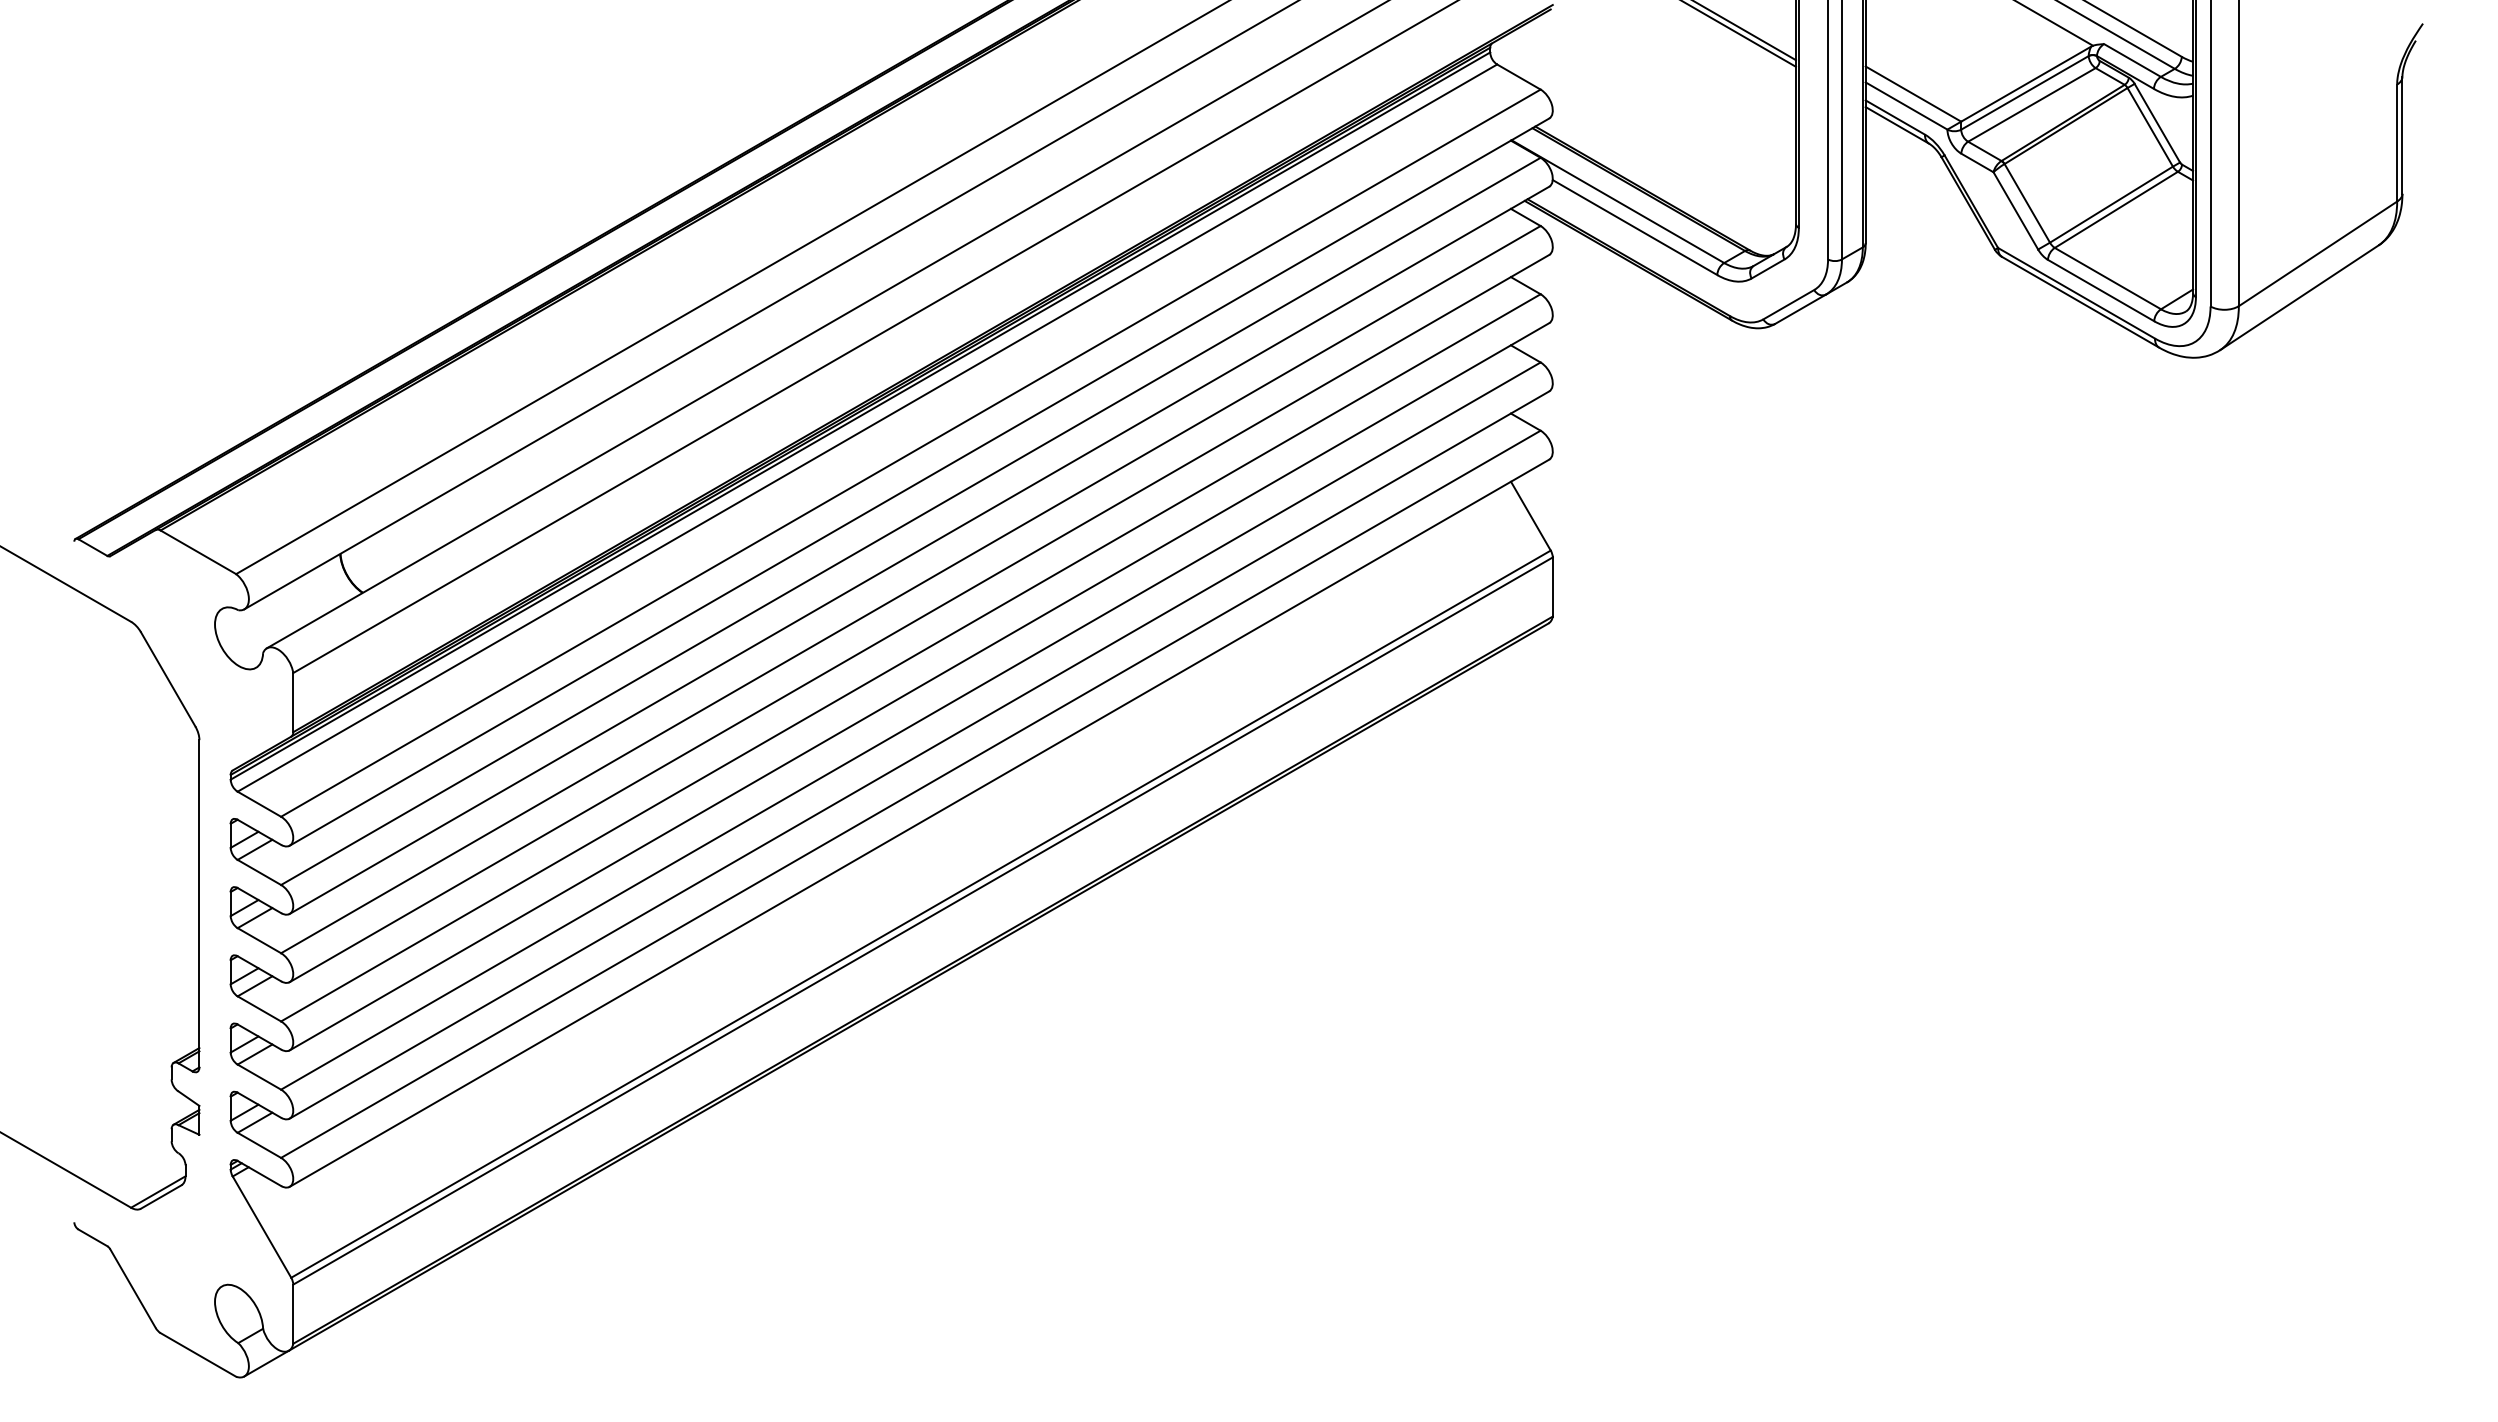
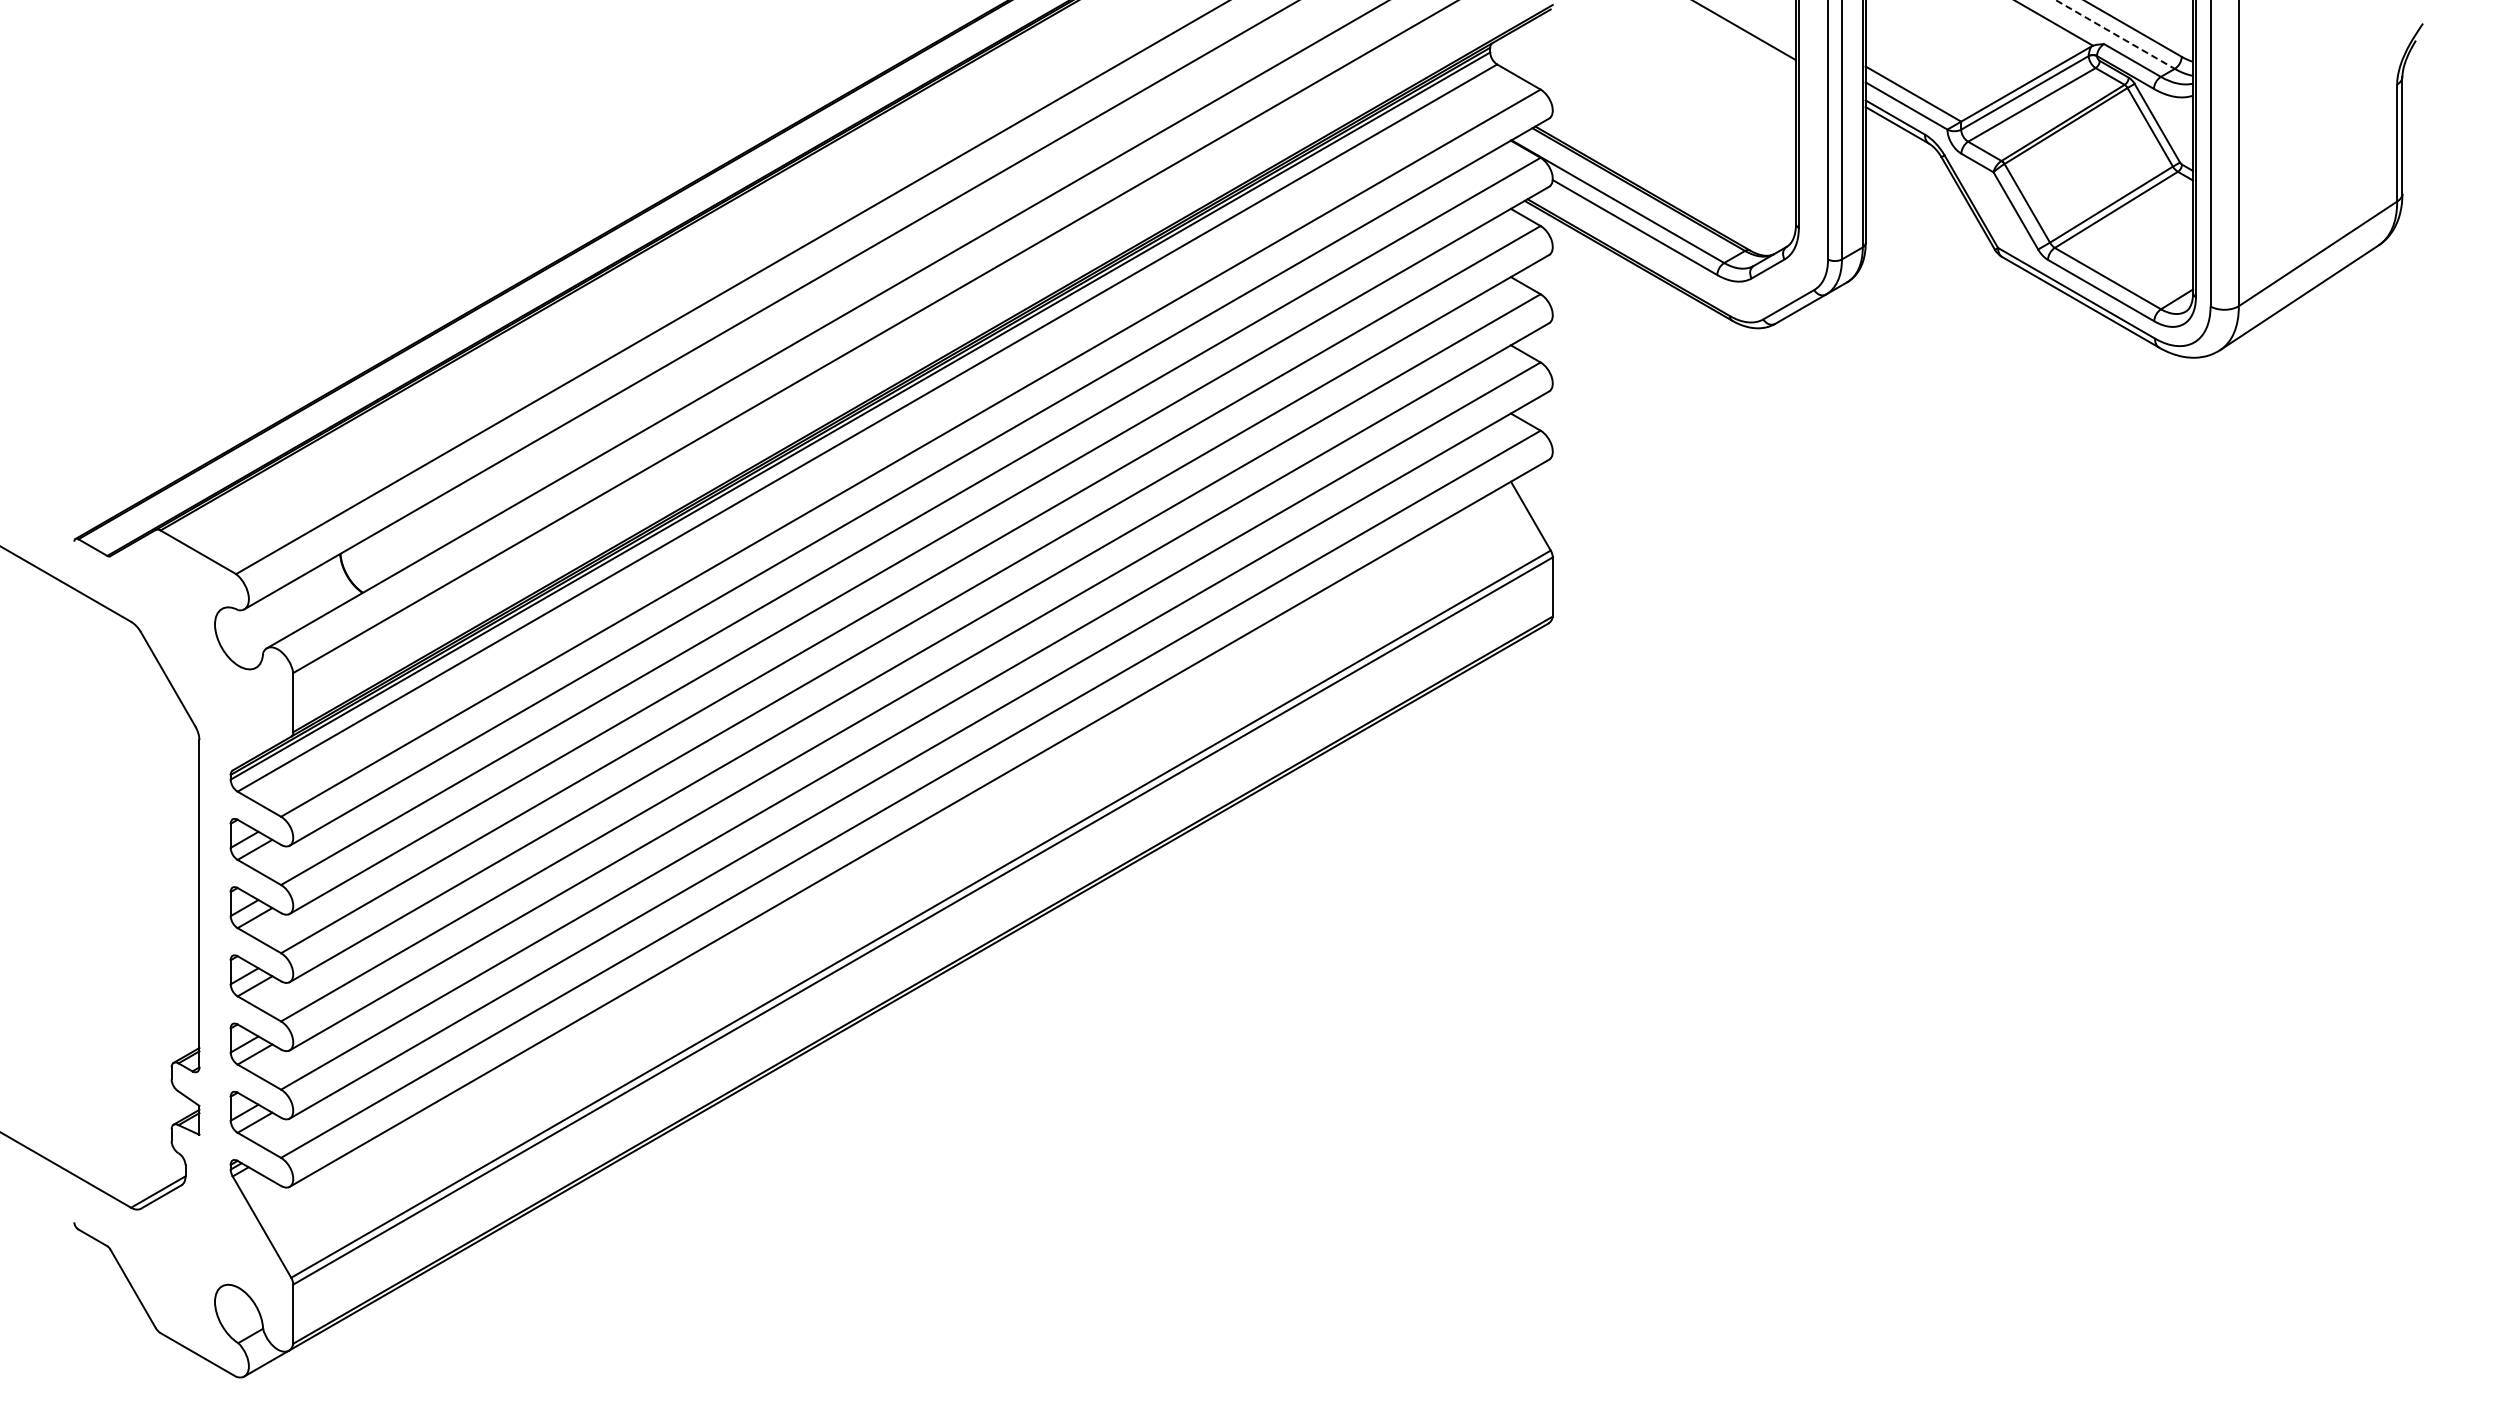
line: present -> none (1739, 34)
line: solid -> dashed (2115, 34)
